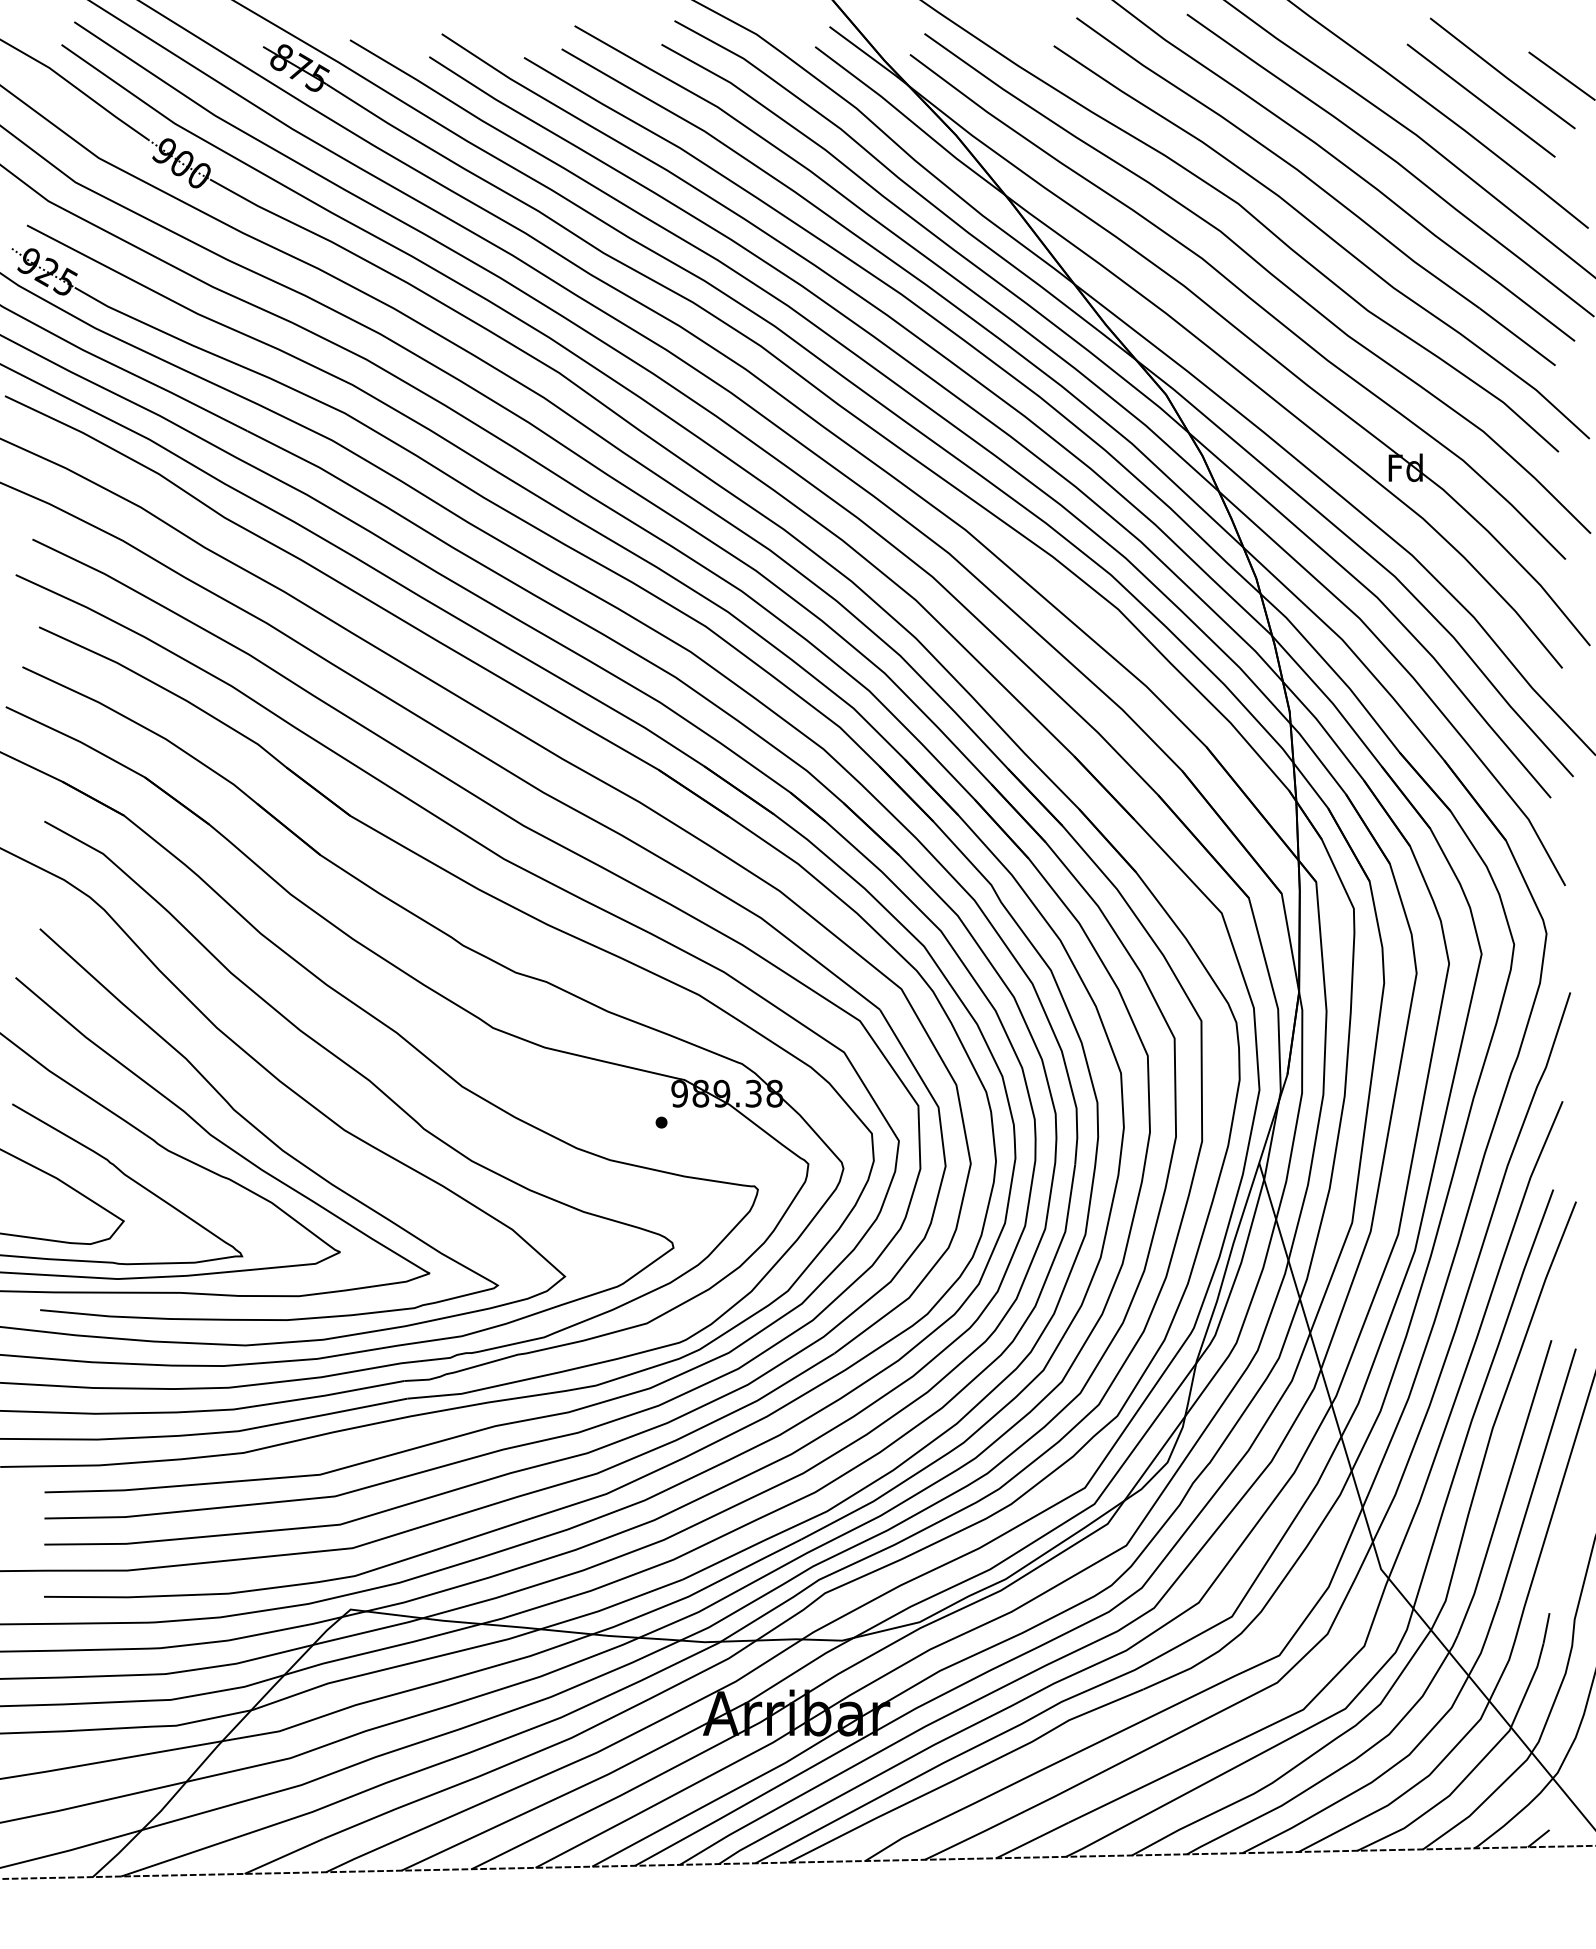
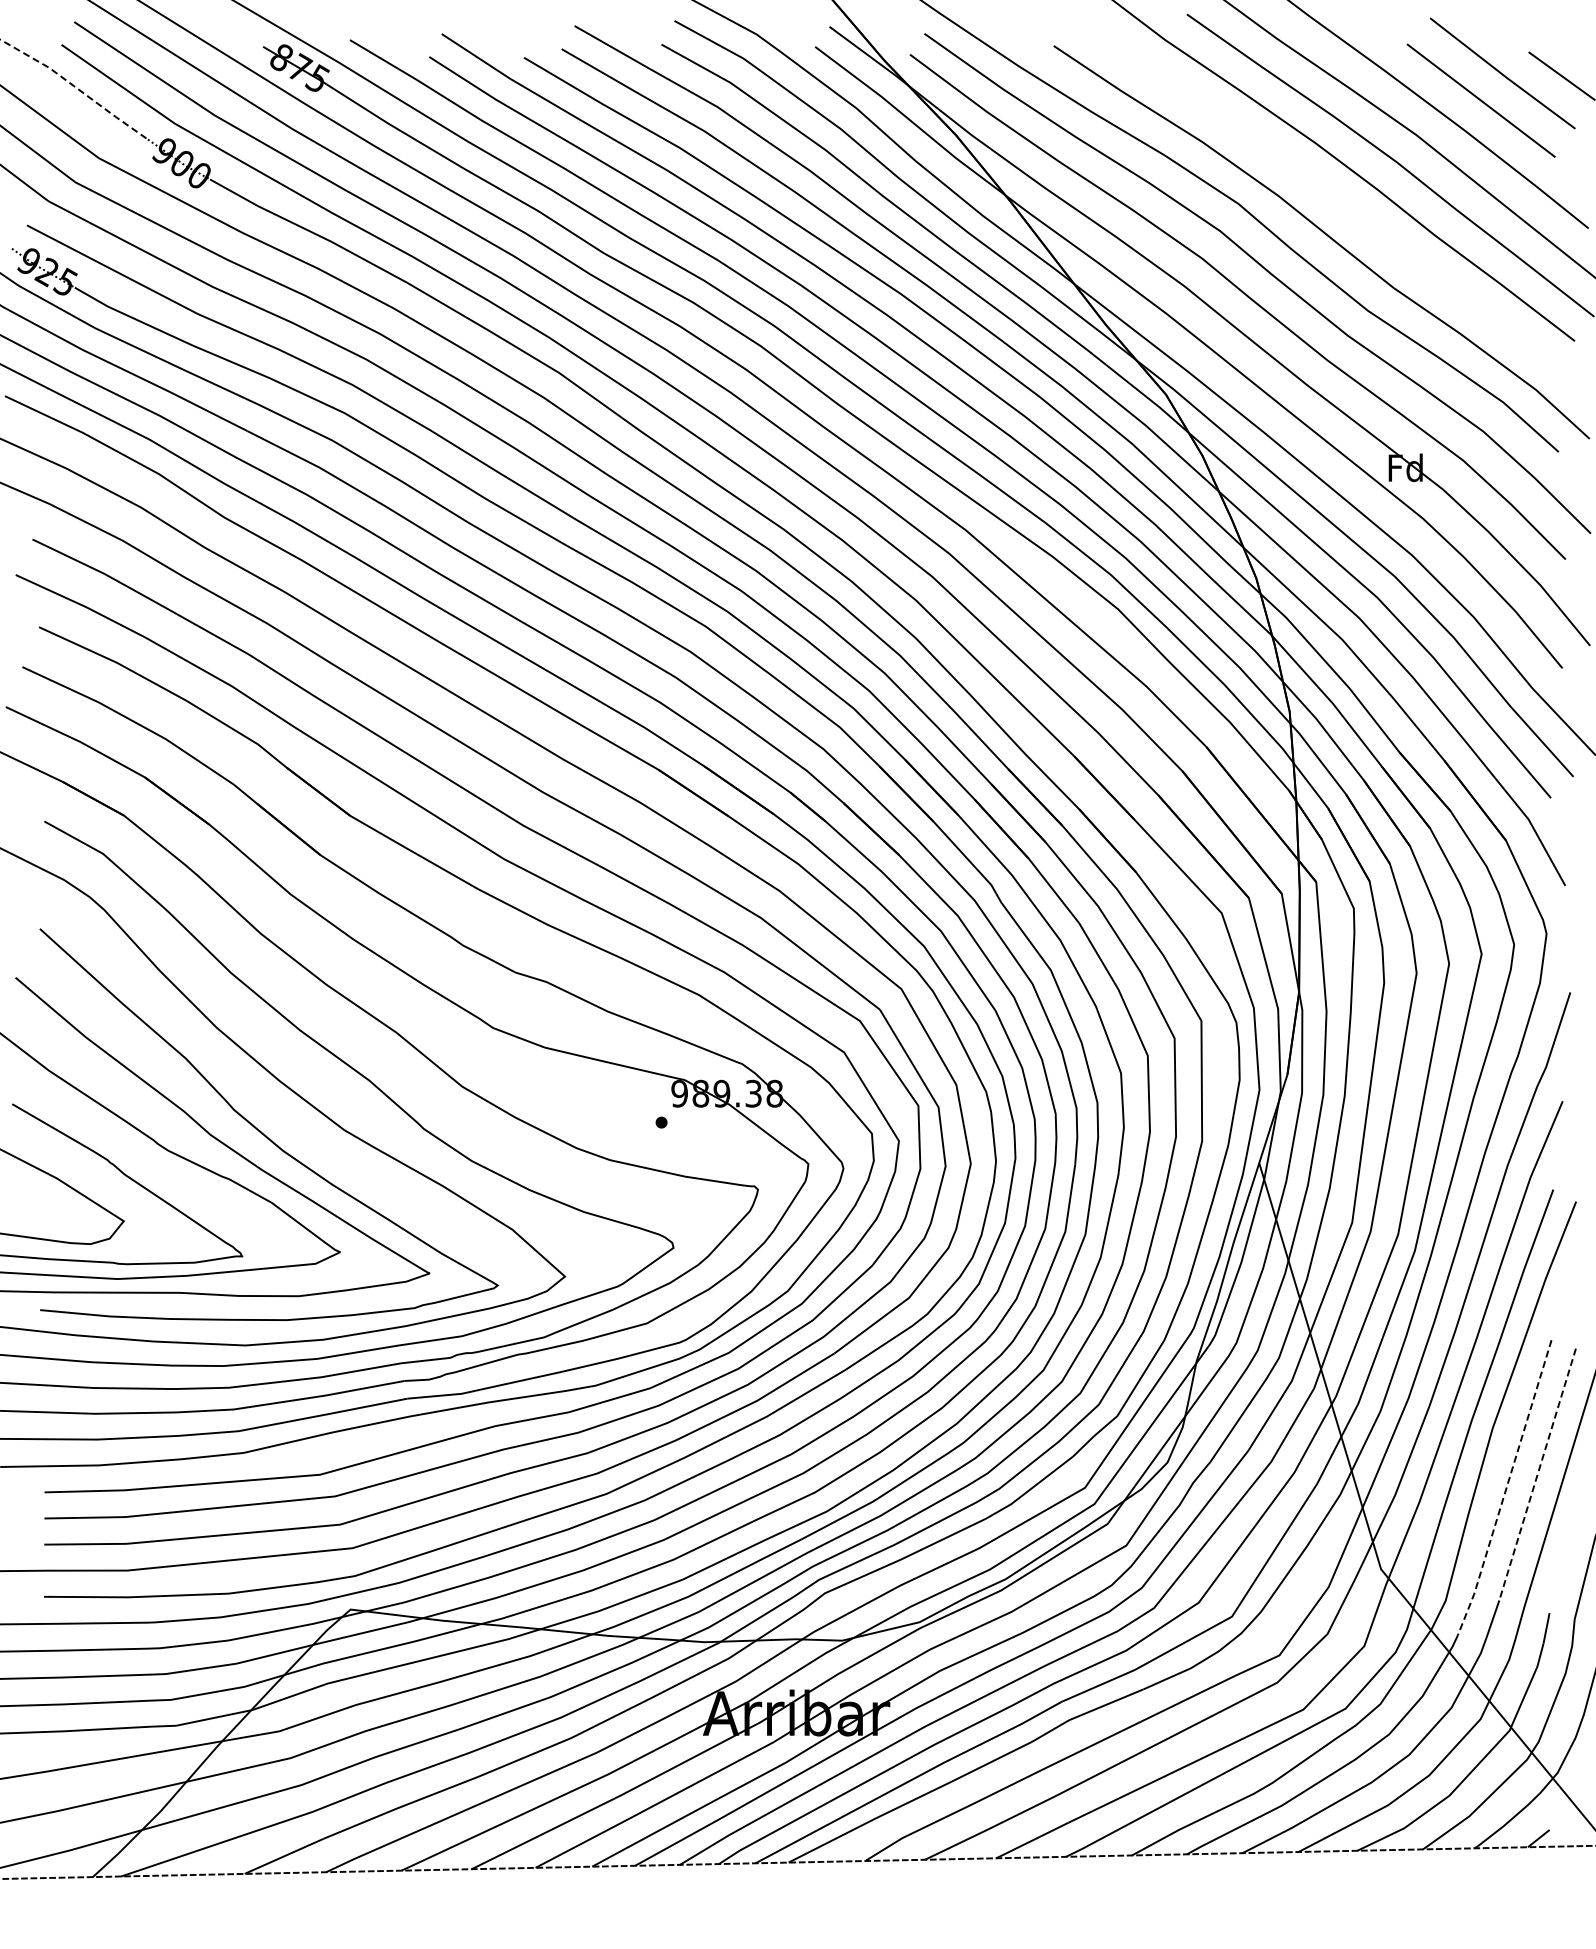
line: solid -> dashed (76, 87)
part: present -> none (1315, 191)
line: solid -> dashed (1537, 1474)
line: solid -> dashed (1506, 1489)
